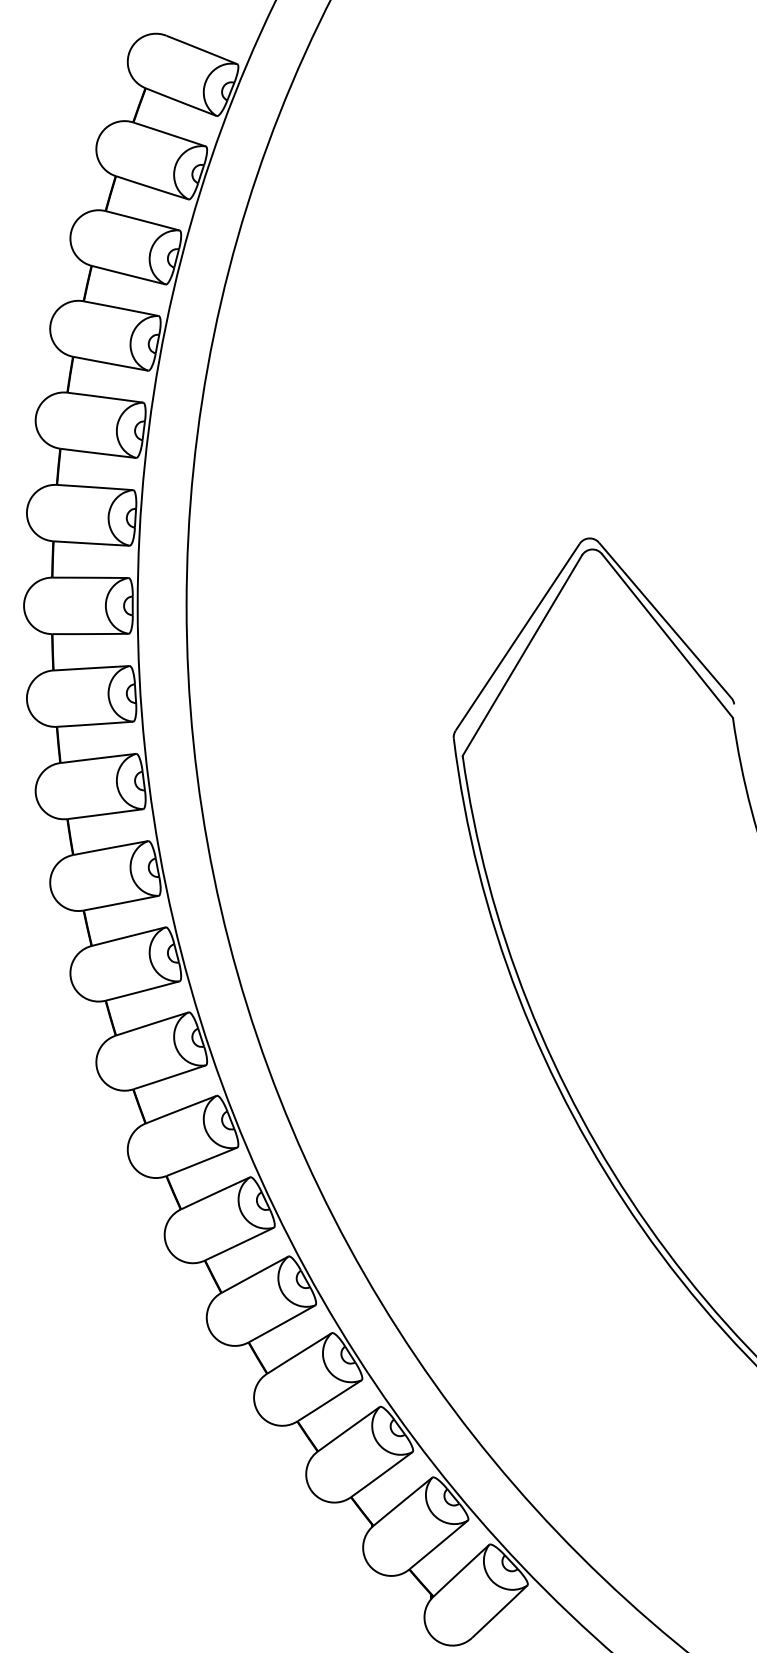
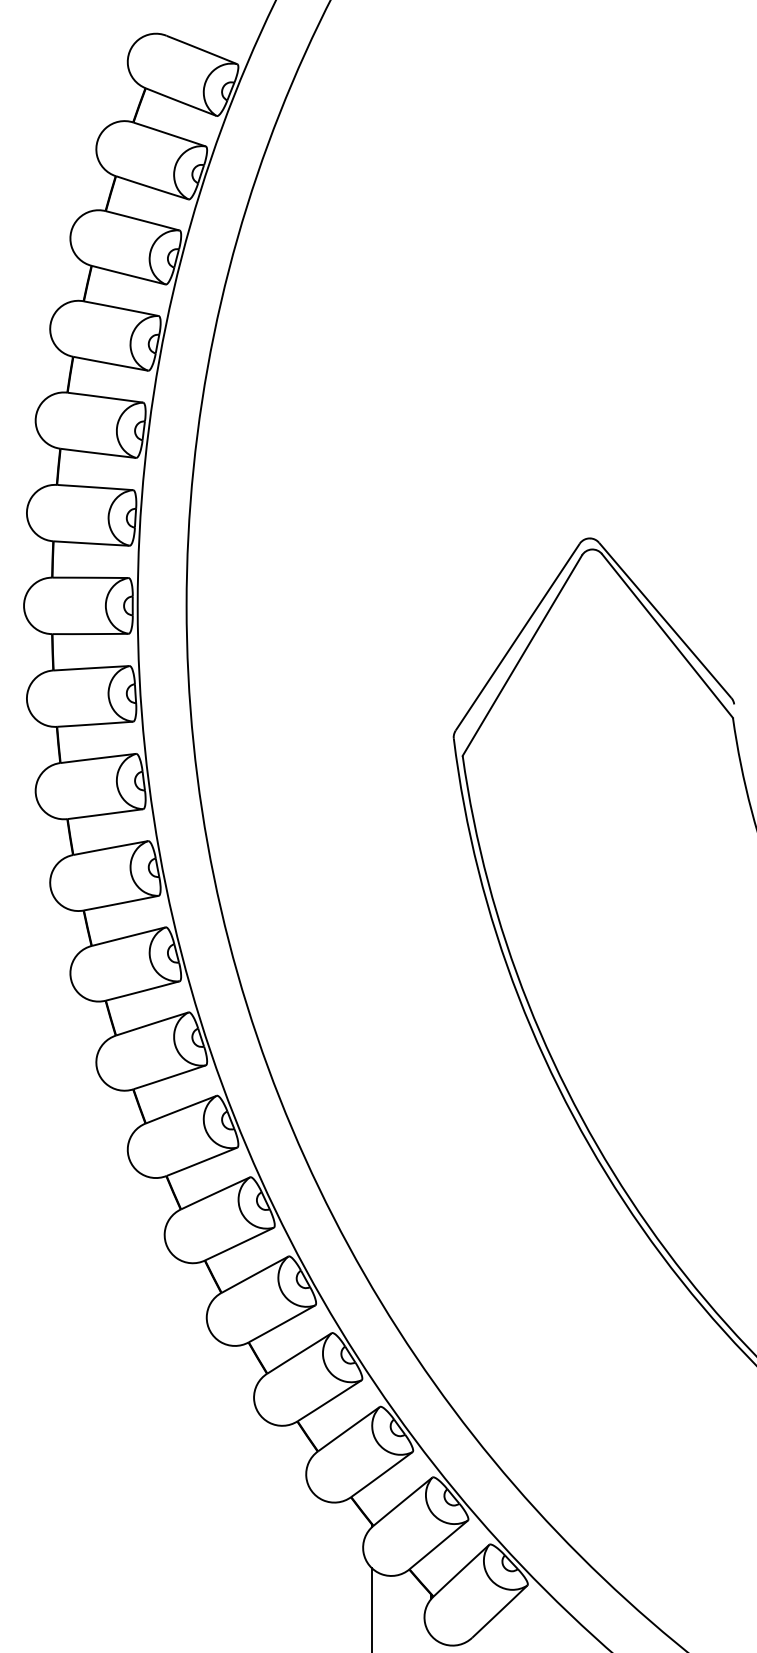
line: none -> present (371, 1608)
